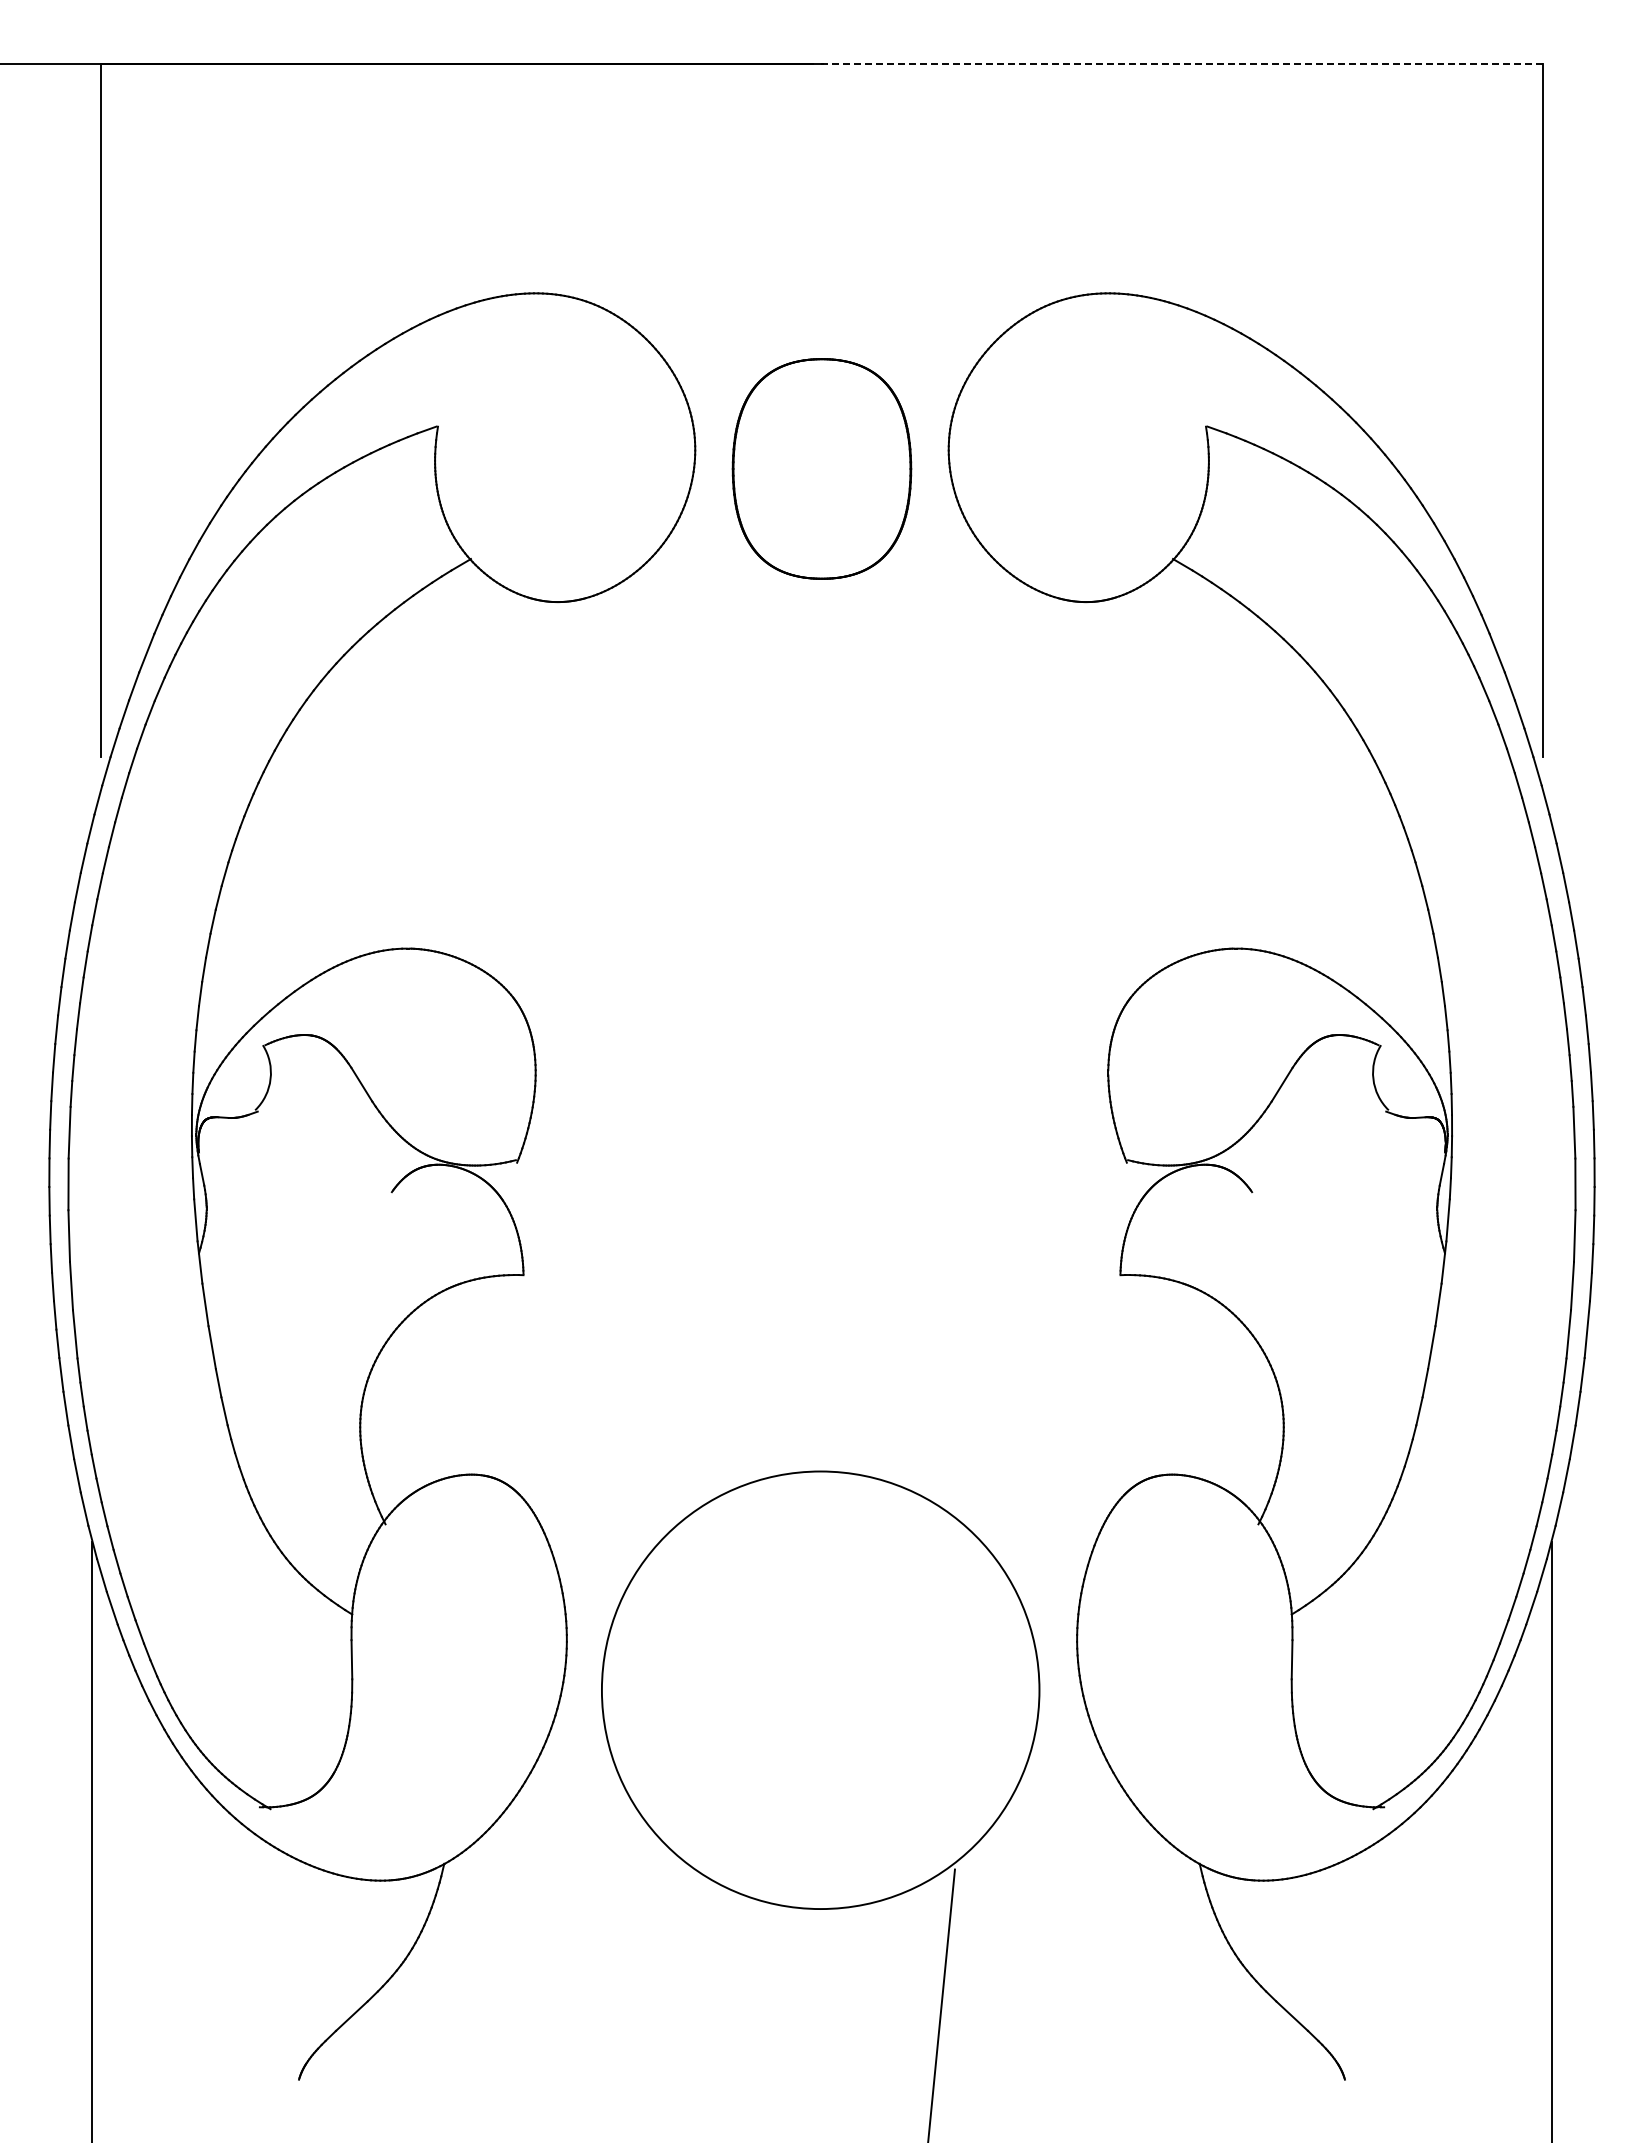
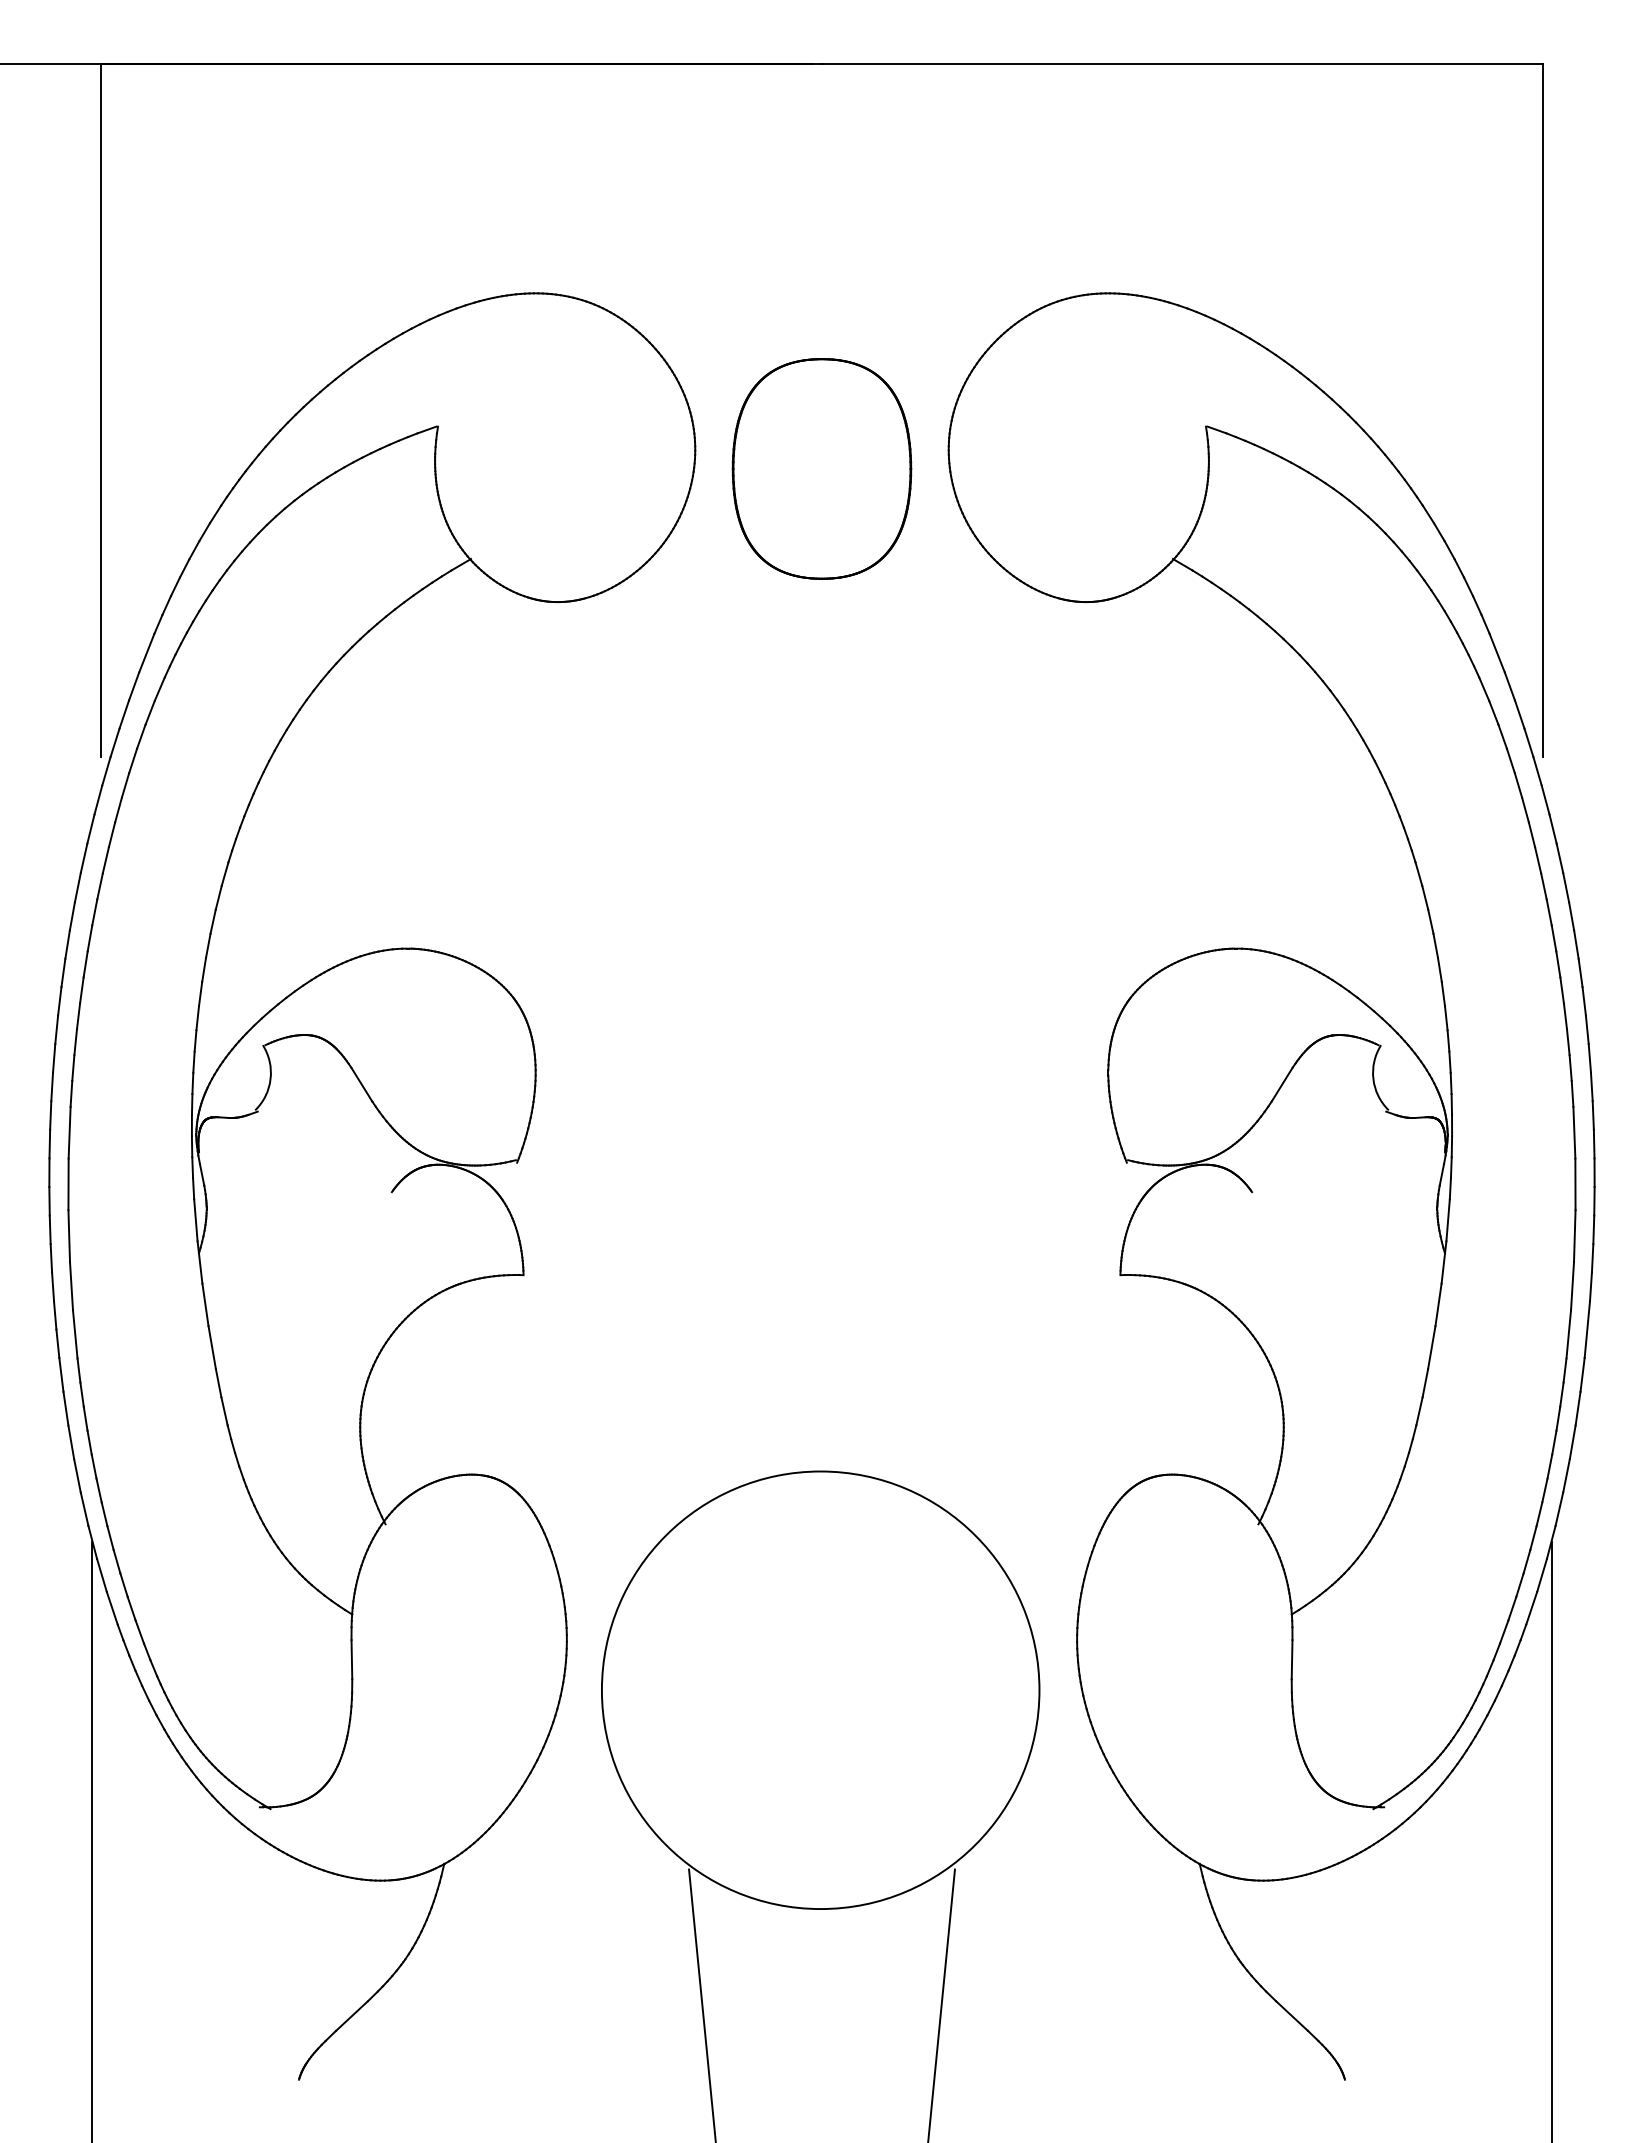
line: dashed -> solid (1181, 64)
line: none -> present (702, 2004)
